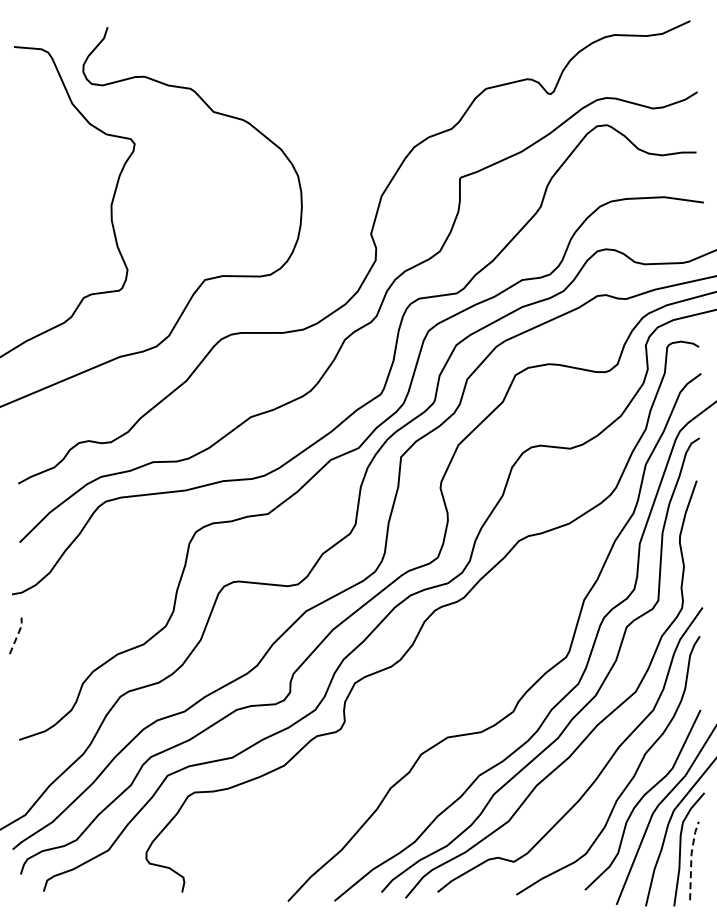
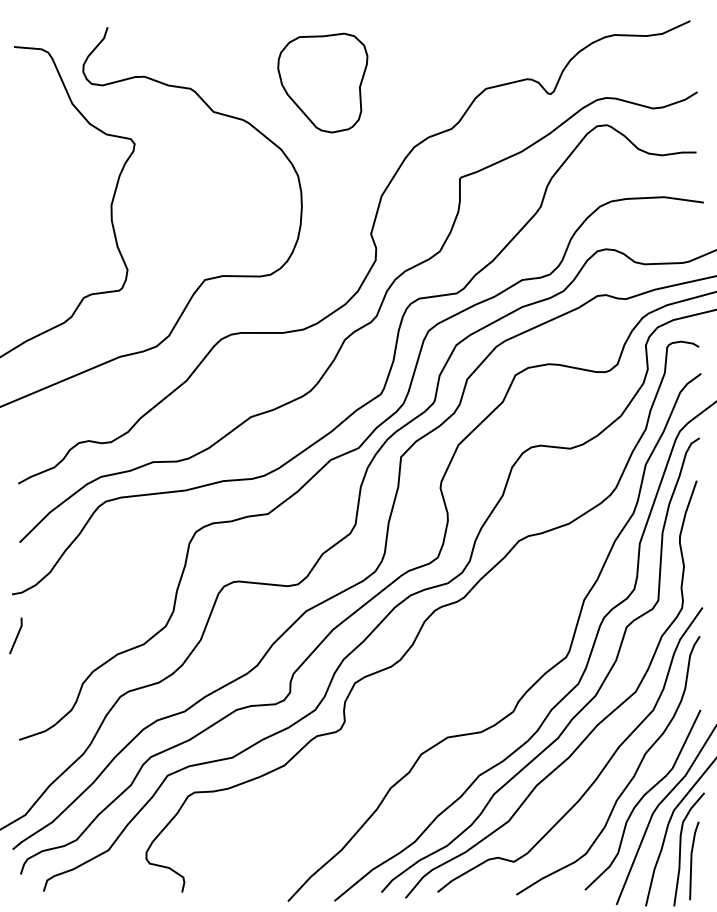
part: none -> present (322, 82)
line: dashed -> solid (17, 634)
line: dashed -> solid (691, 858)
